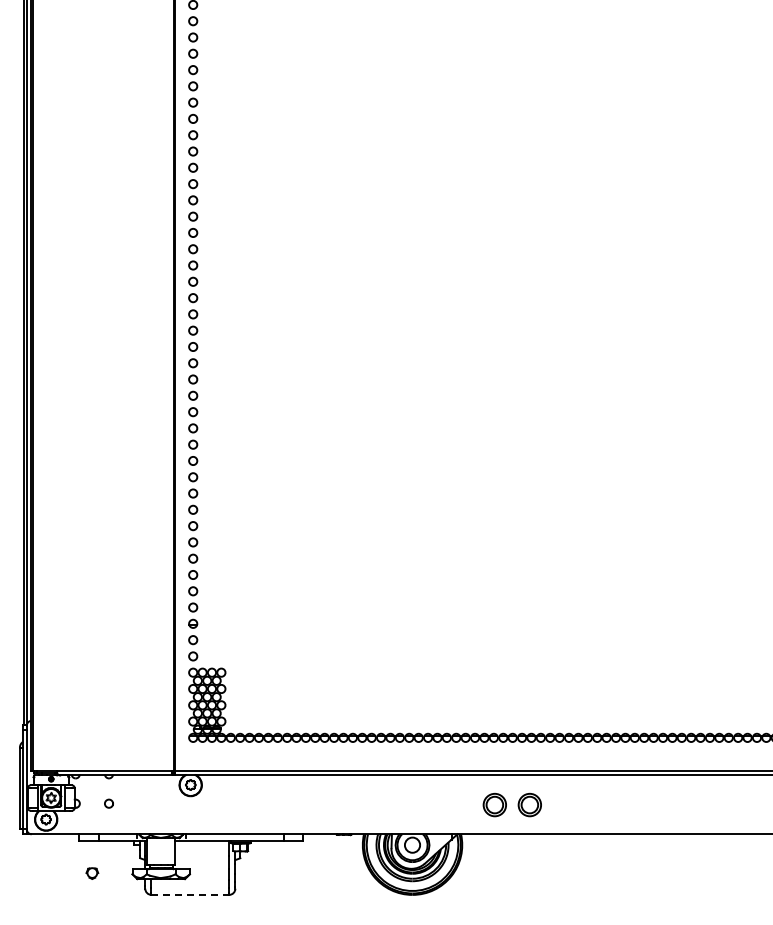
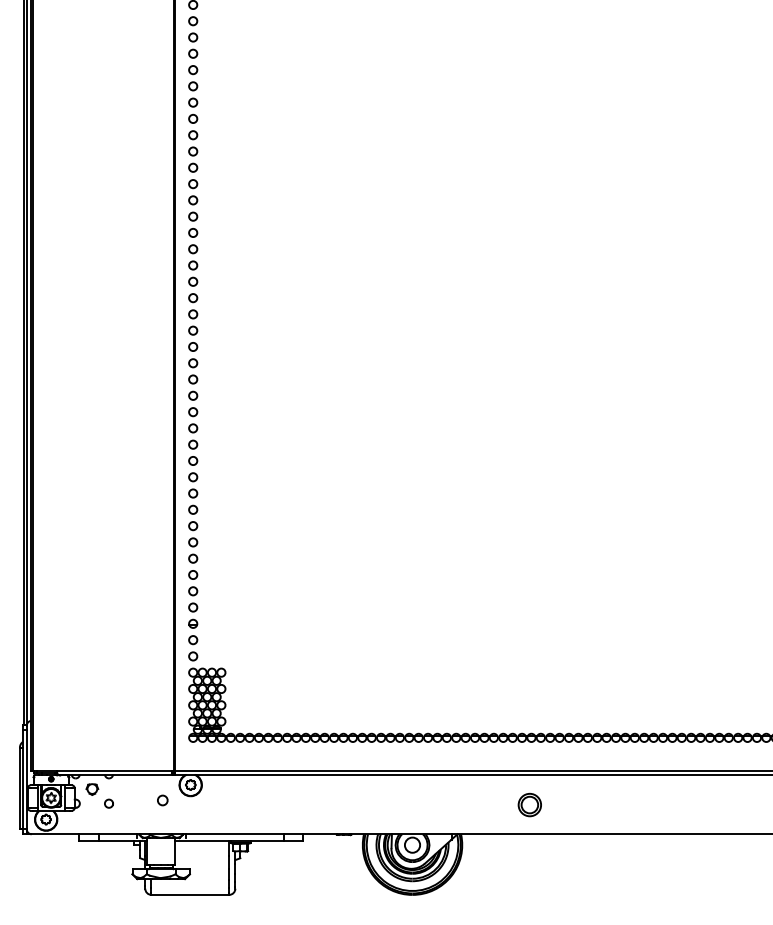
circle: none -> present (162, 800)
part: present -> none (494, 804)
part position: (92, 873) -> (92, 789) (92, 789)
line: dashed -> solid (190, 894)
